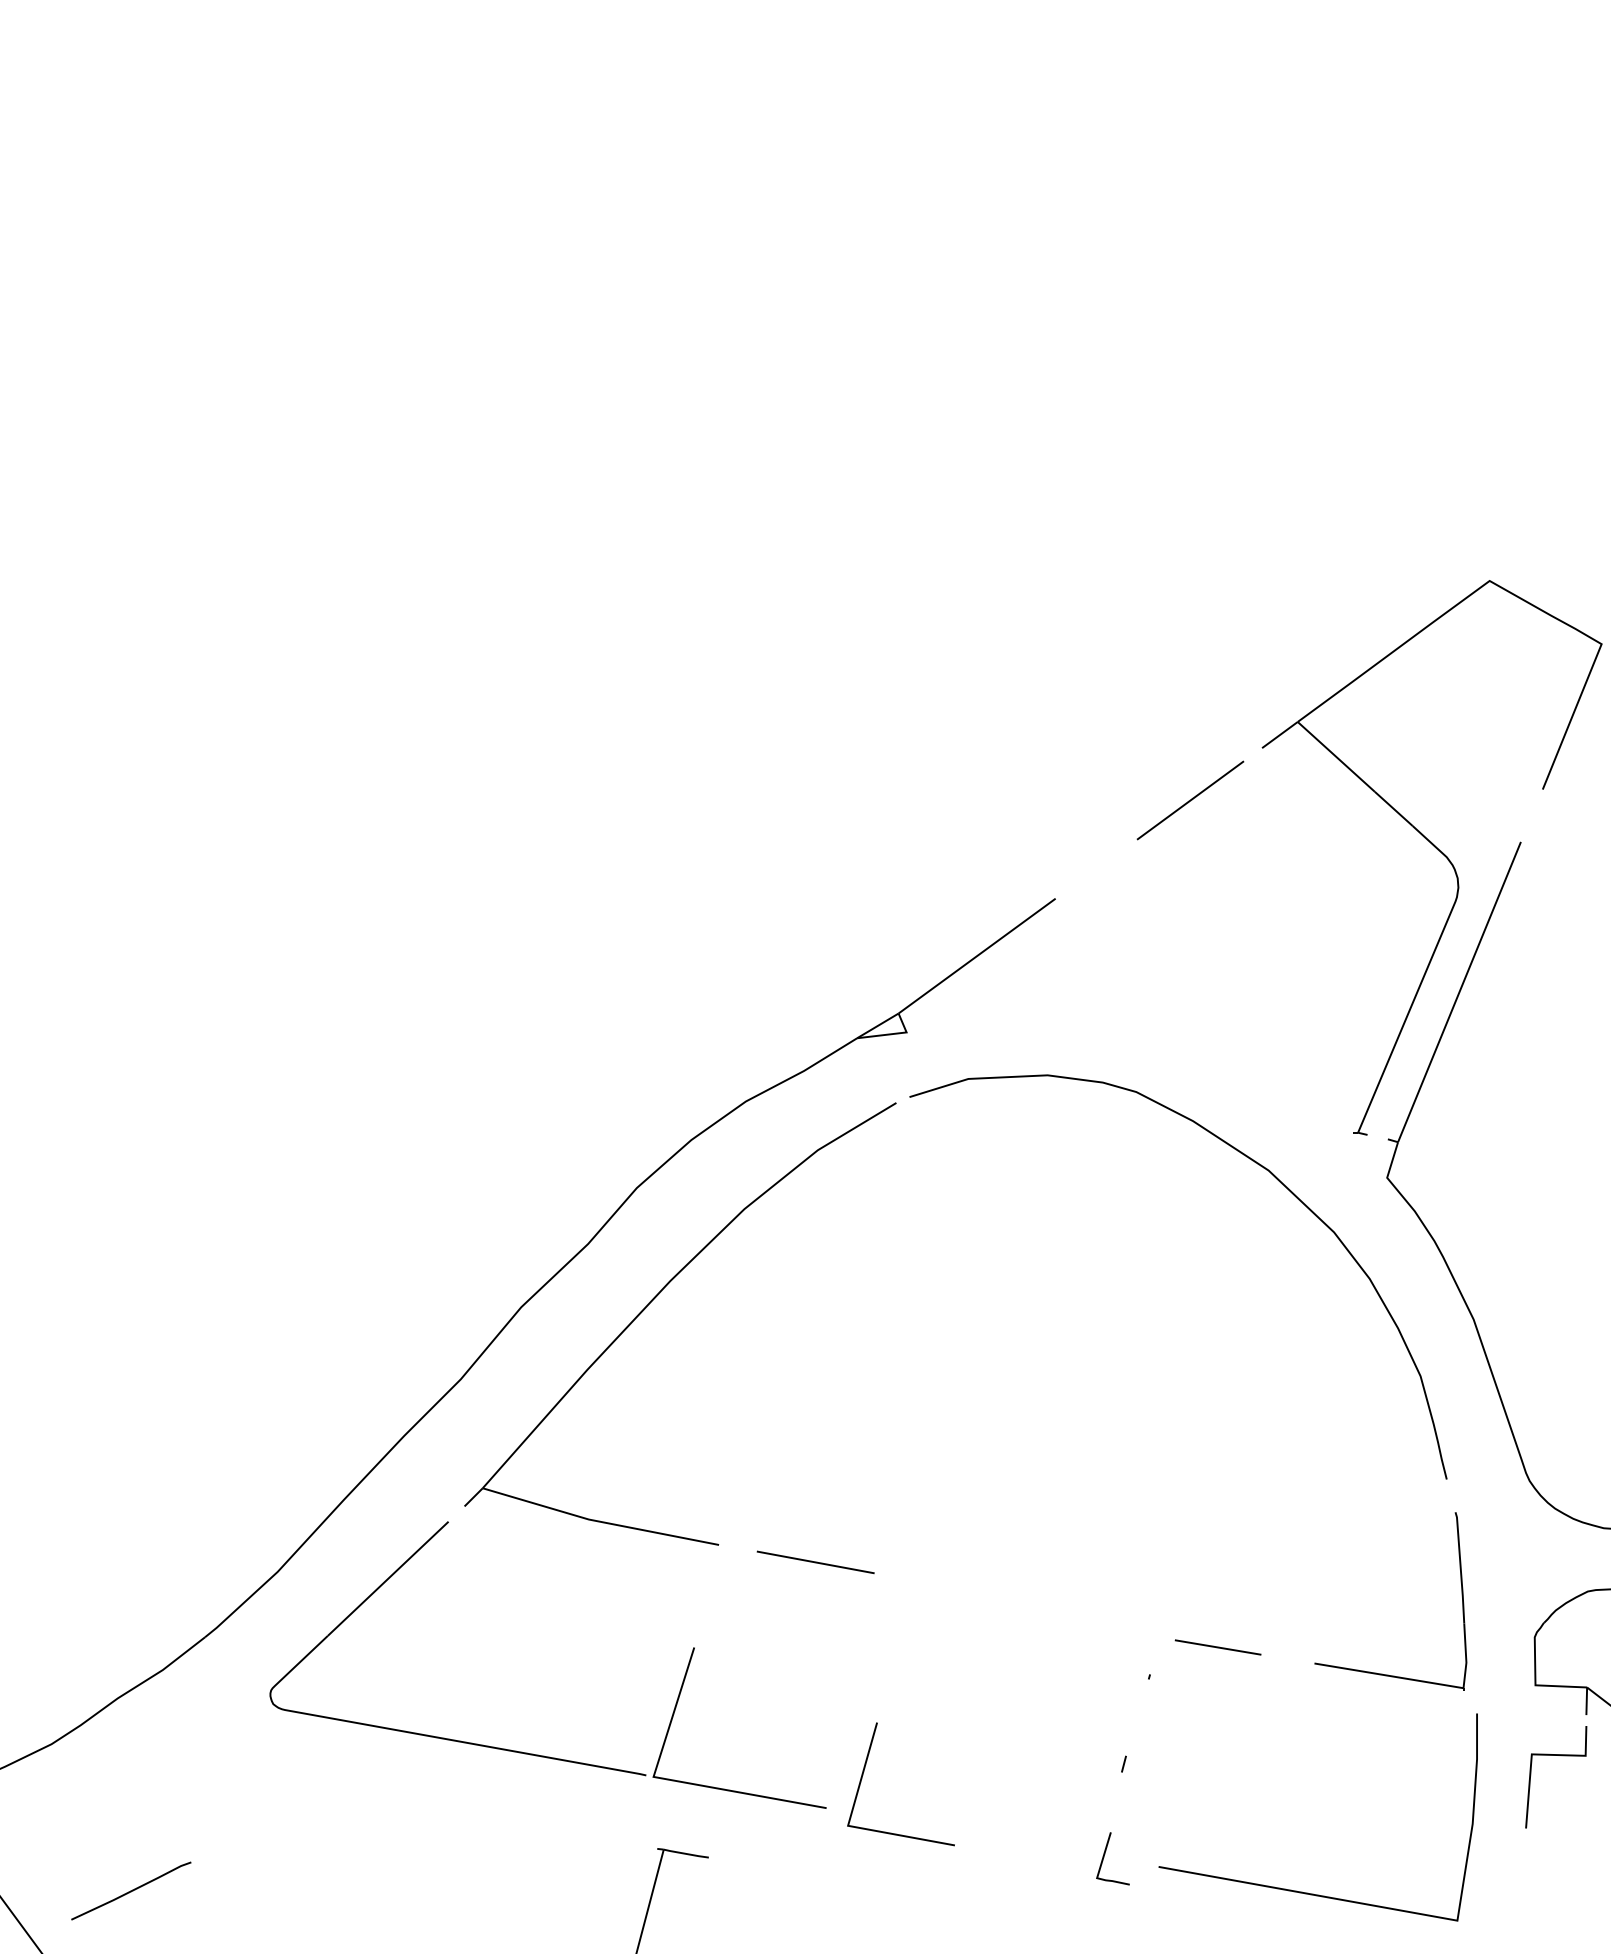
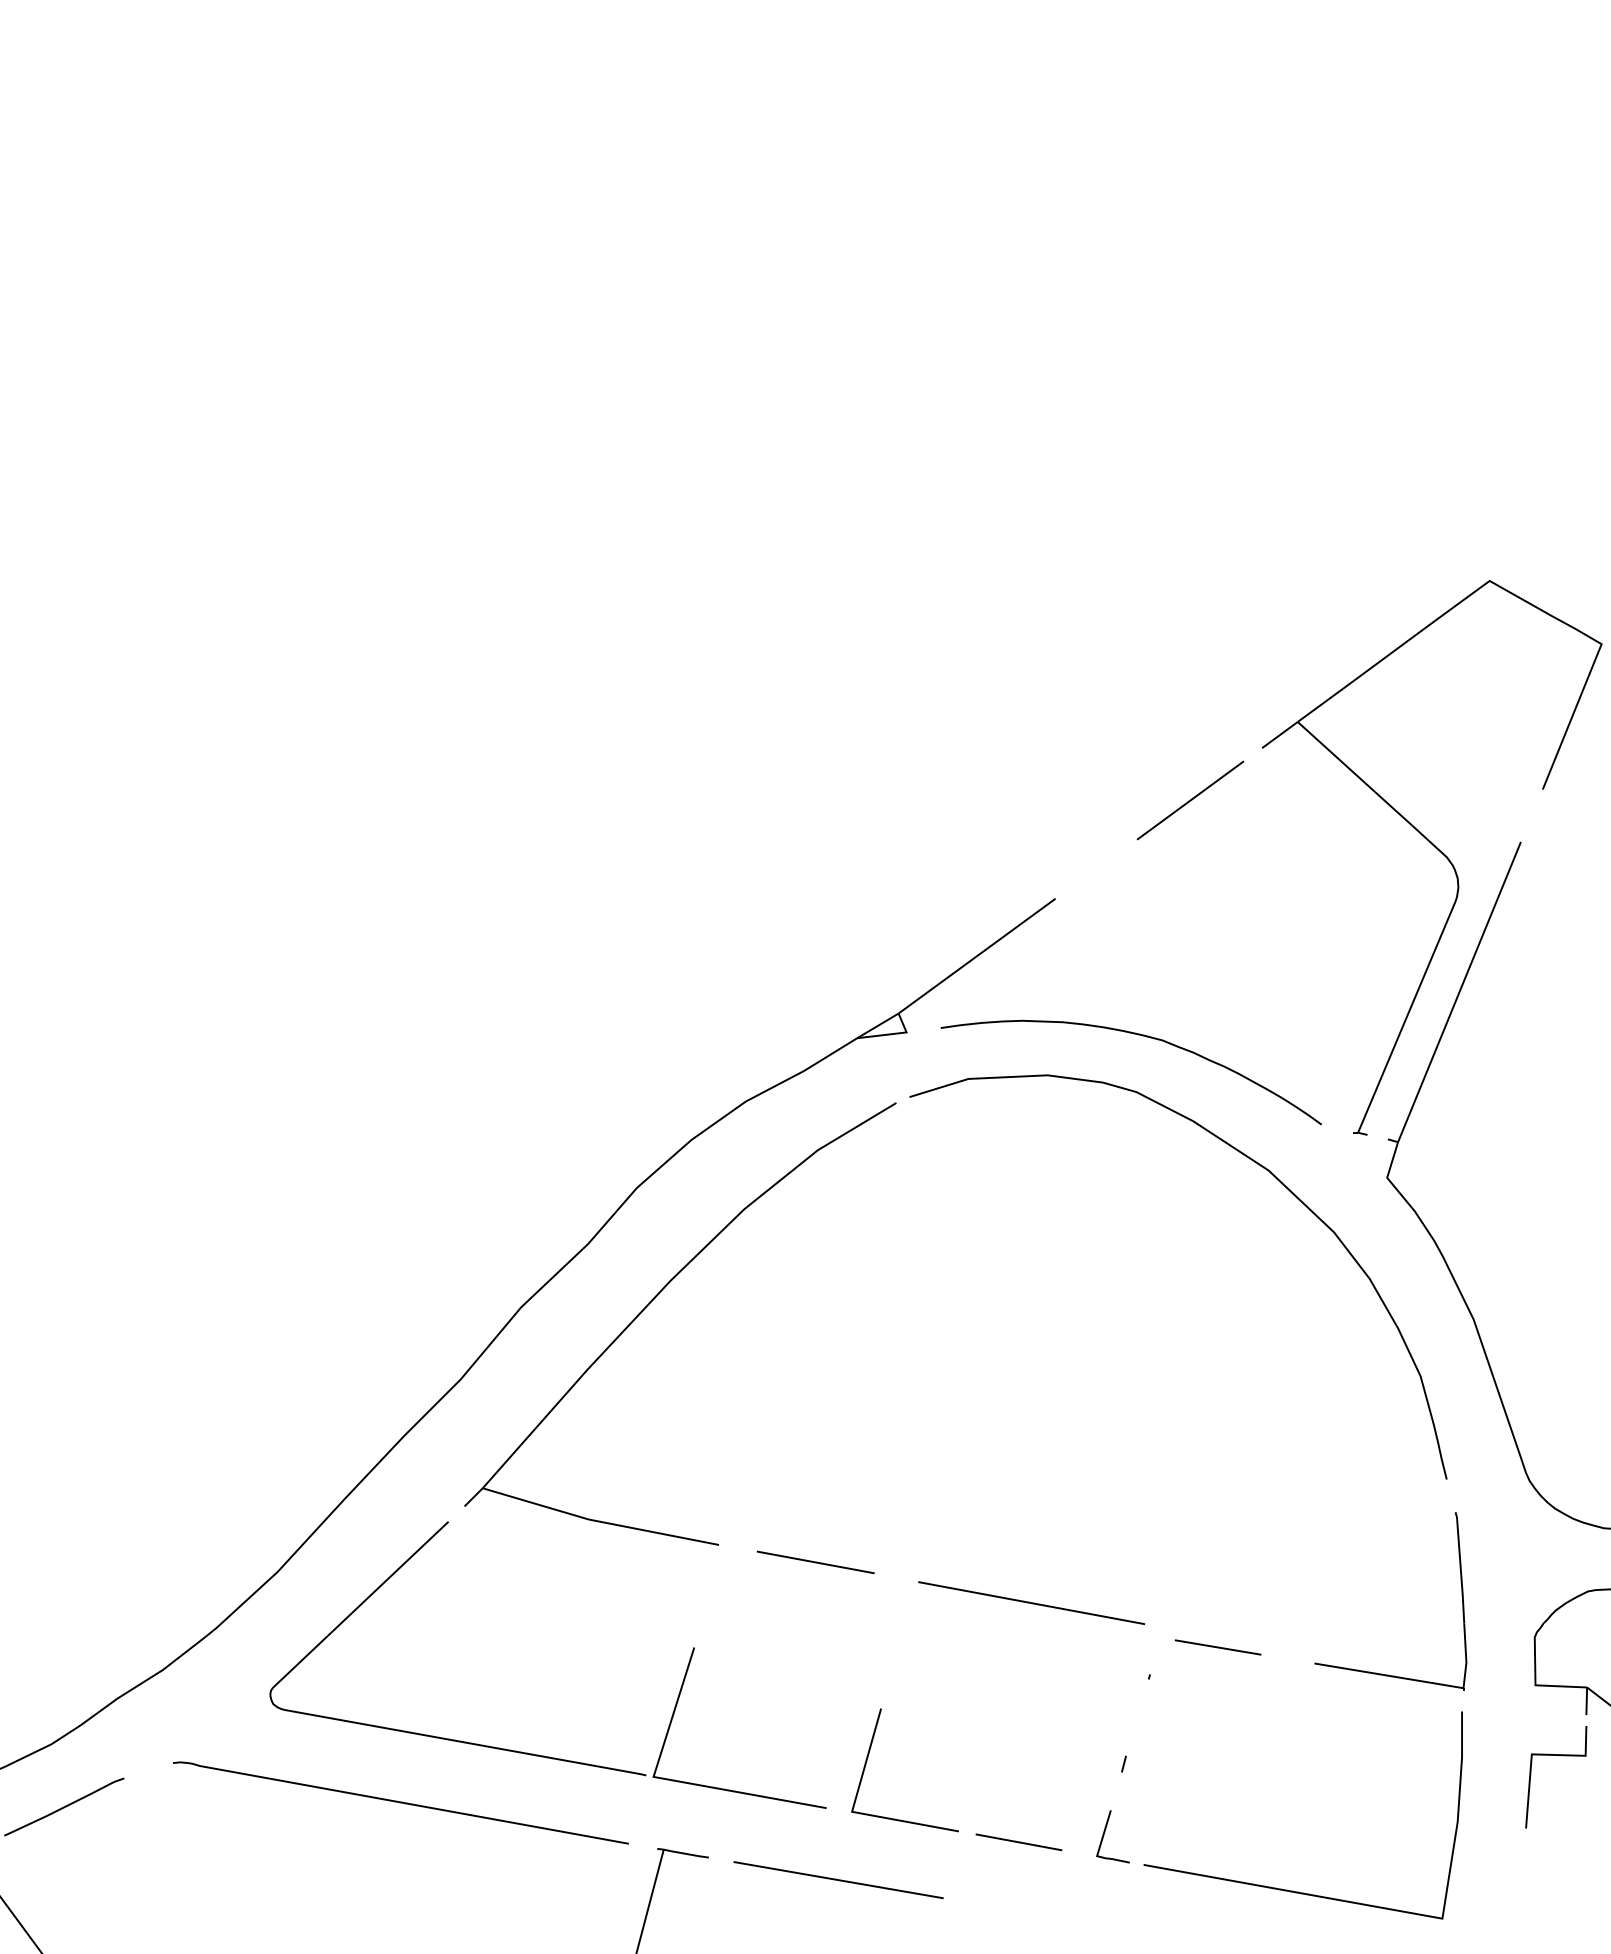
curve: none -> present (1138, 1035)
line: none -> present (1031, 1602)
line position: (863, 1775) -> (867, 1761) (867, 1761)
curve: none -> present (400, 1802)
line: none -> present (1018, 1842)
line position: (1105, 1854) -> (1105, 1832) (1105, 1832)
line: none -> present (838, 1880)
line position: (131, 1890) -> (64, 1806) (64, 1806)
curve position: (1302, 1891) -> (1287, 1889) (1287, 1889)
